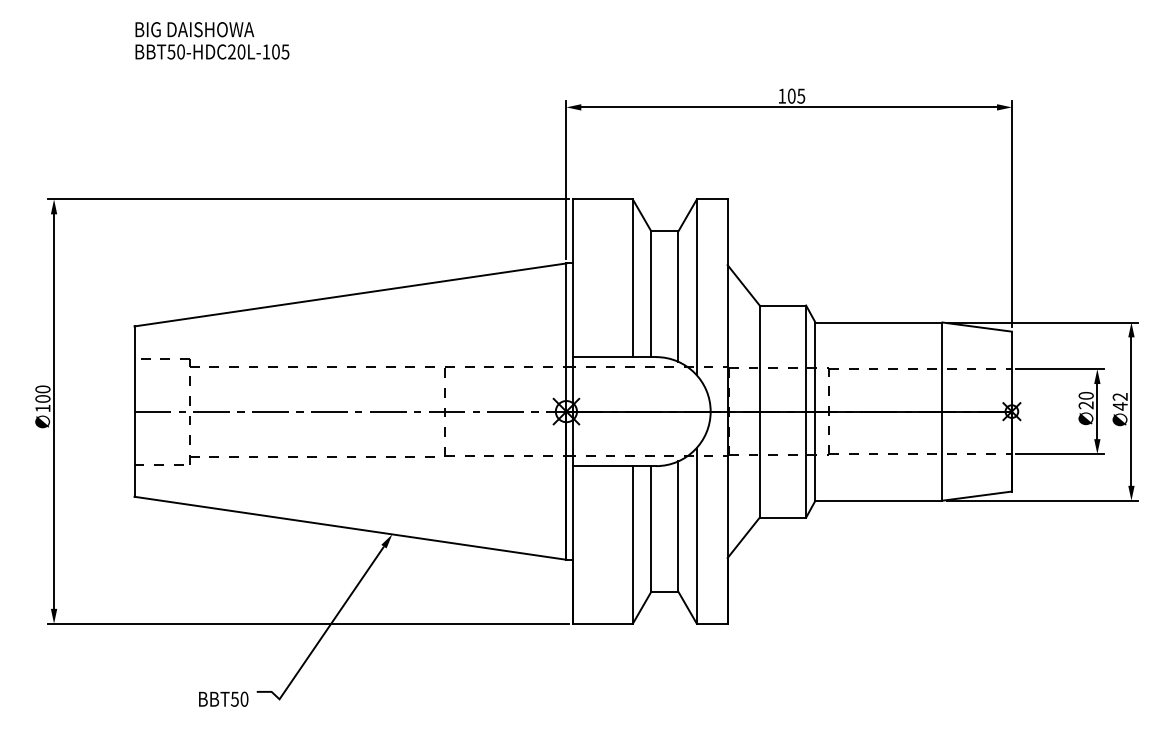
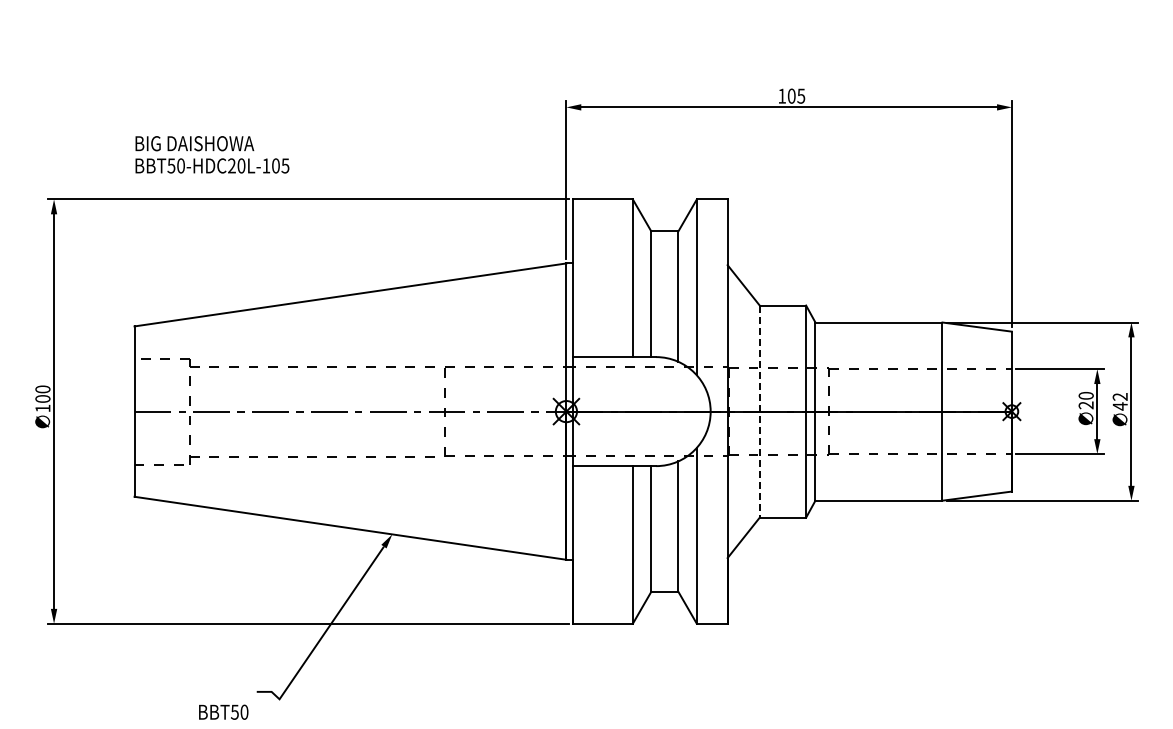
text position: (212, 40) -> (212, 154) (212, 154)
line: solid -> dashed (759, 412)
text position: (223, 698) -> (223, 711) (223, 711)
